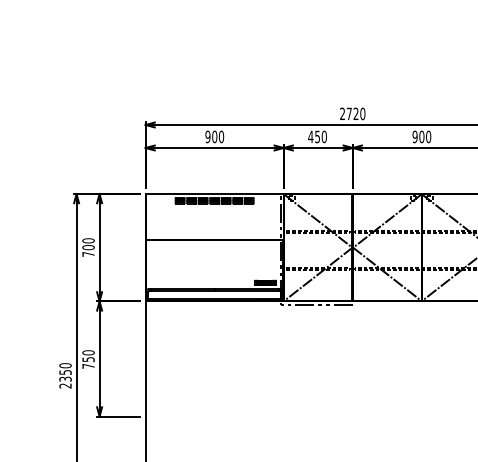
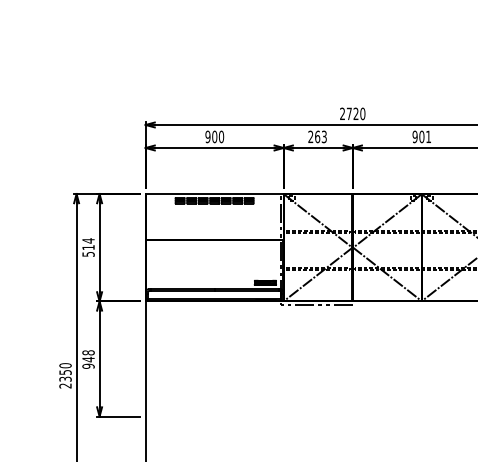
text: 450 -> 263 (317, 136)
text: 900 -> 901 (428, 136)
text: 700 -> 514 (88, 247)
text: 750 -> 948 (88, 359)
